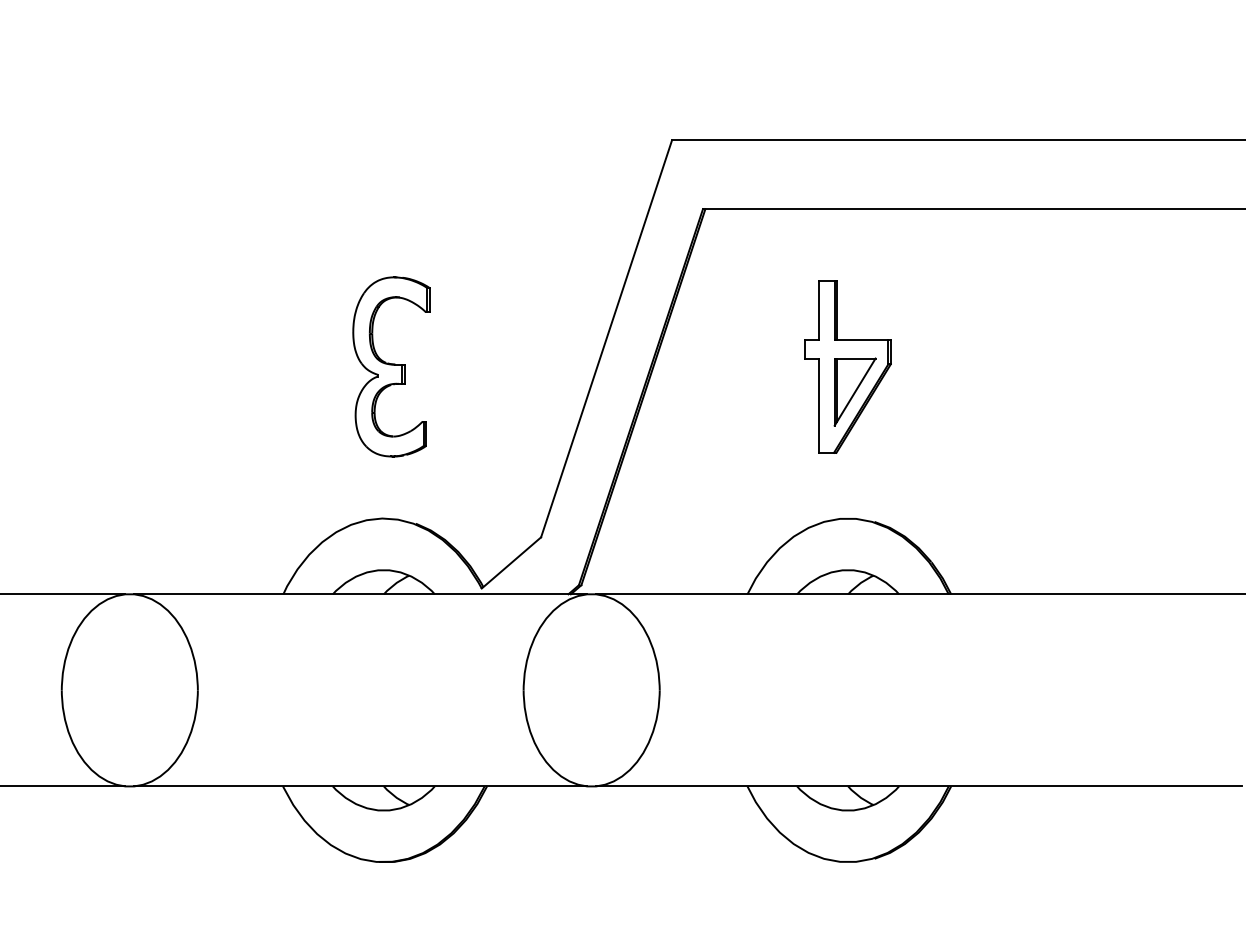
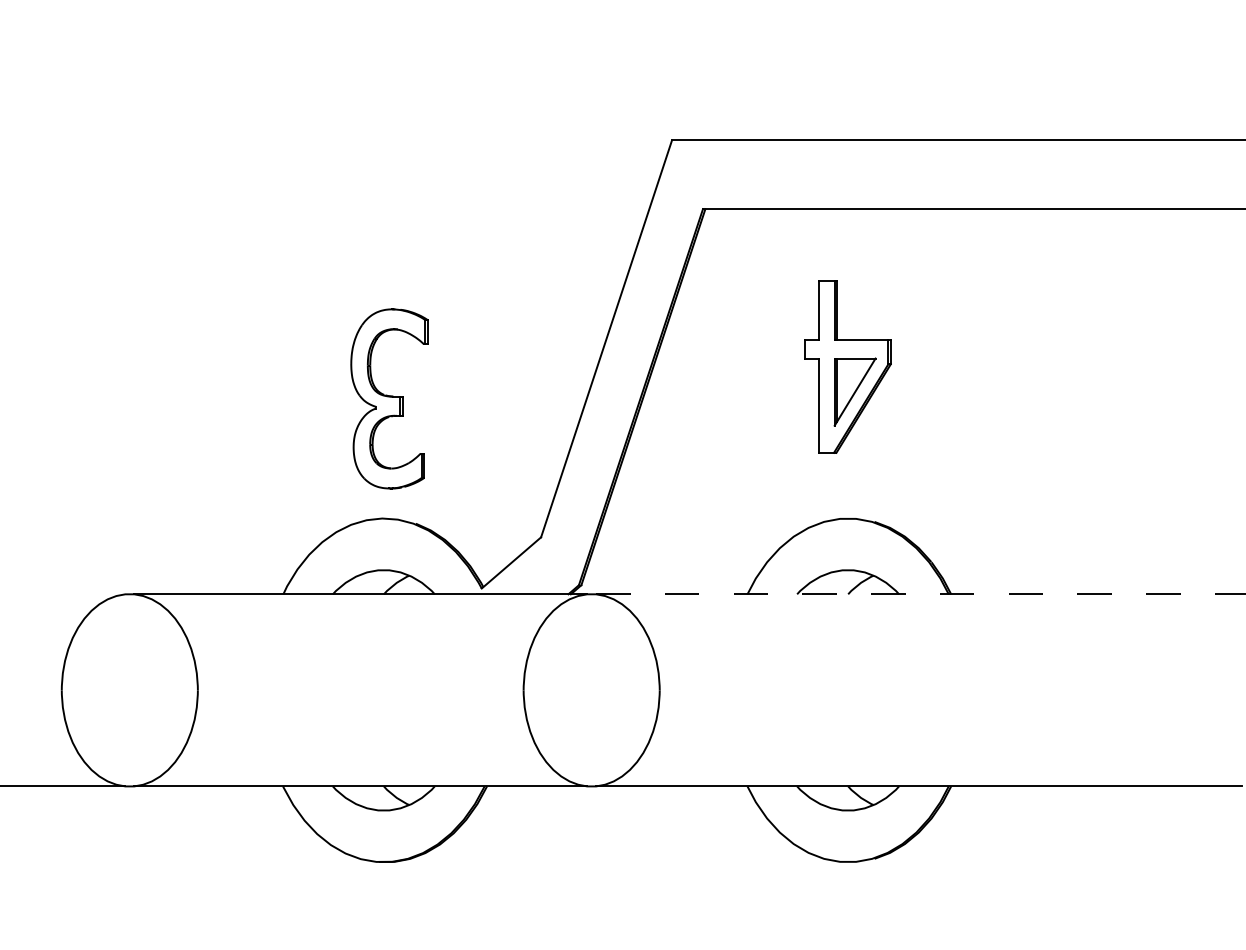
part position: (391, 366) -> (389, 398) (389, 398)
line: present -> none (63, 594)
line: solid -> dashed (920, 594)
